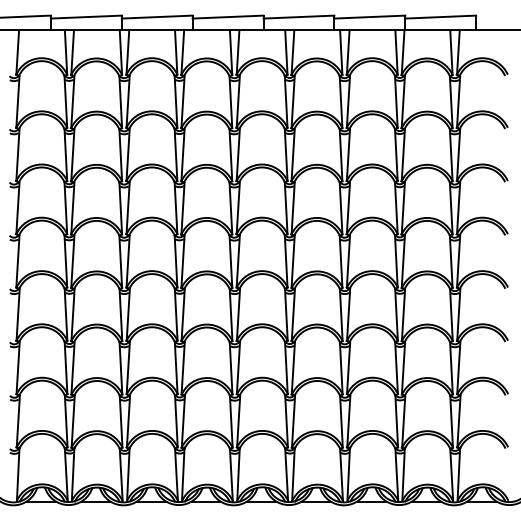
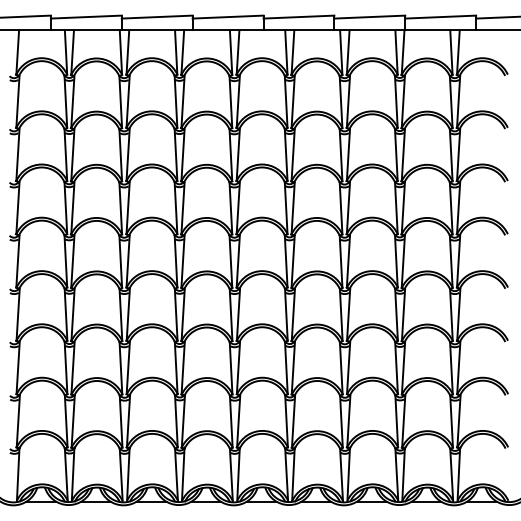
line: none -> present (496, 17)
